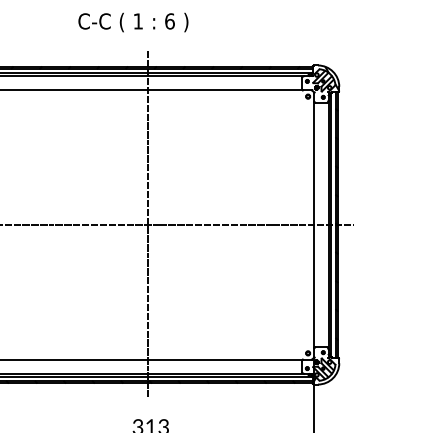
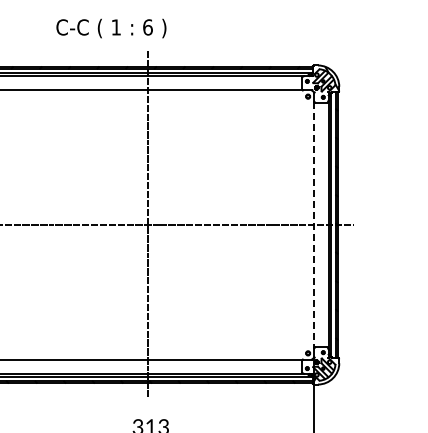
text position: (133, 22) -> (111, 28) (111, 28)
line: solid -> dashed (314, 225)
